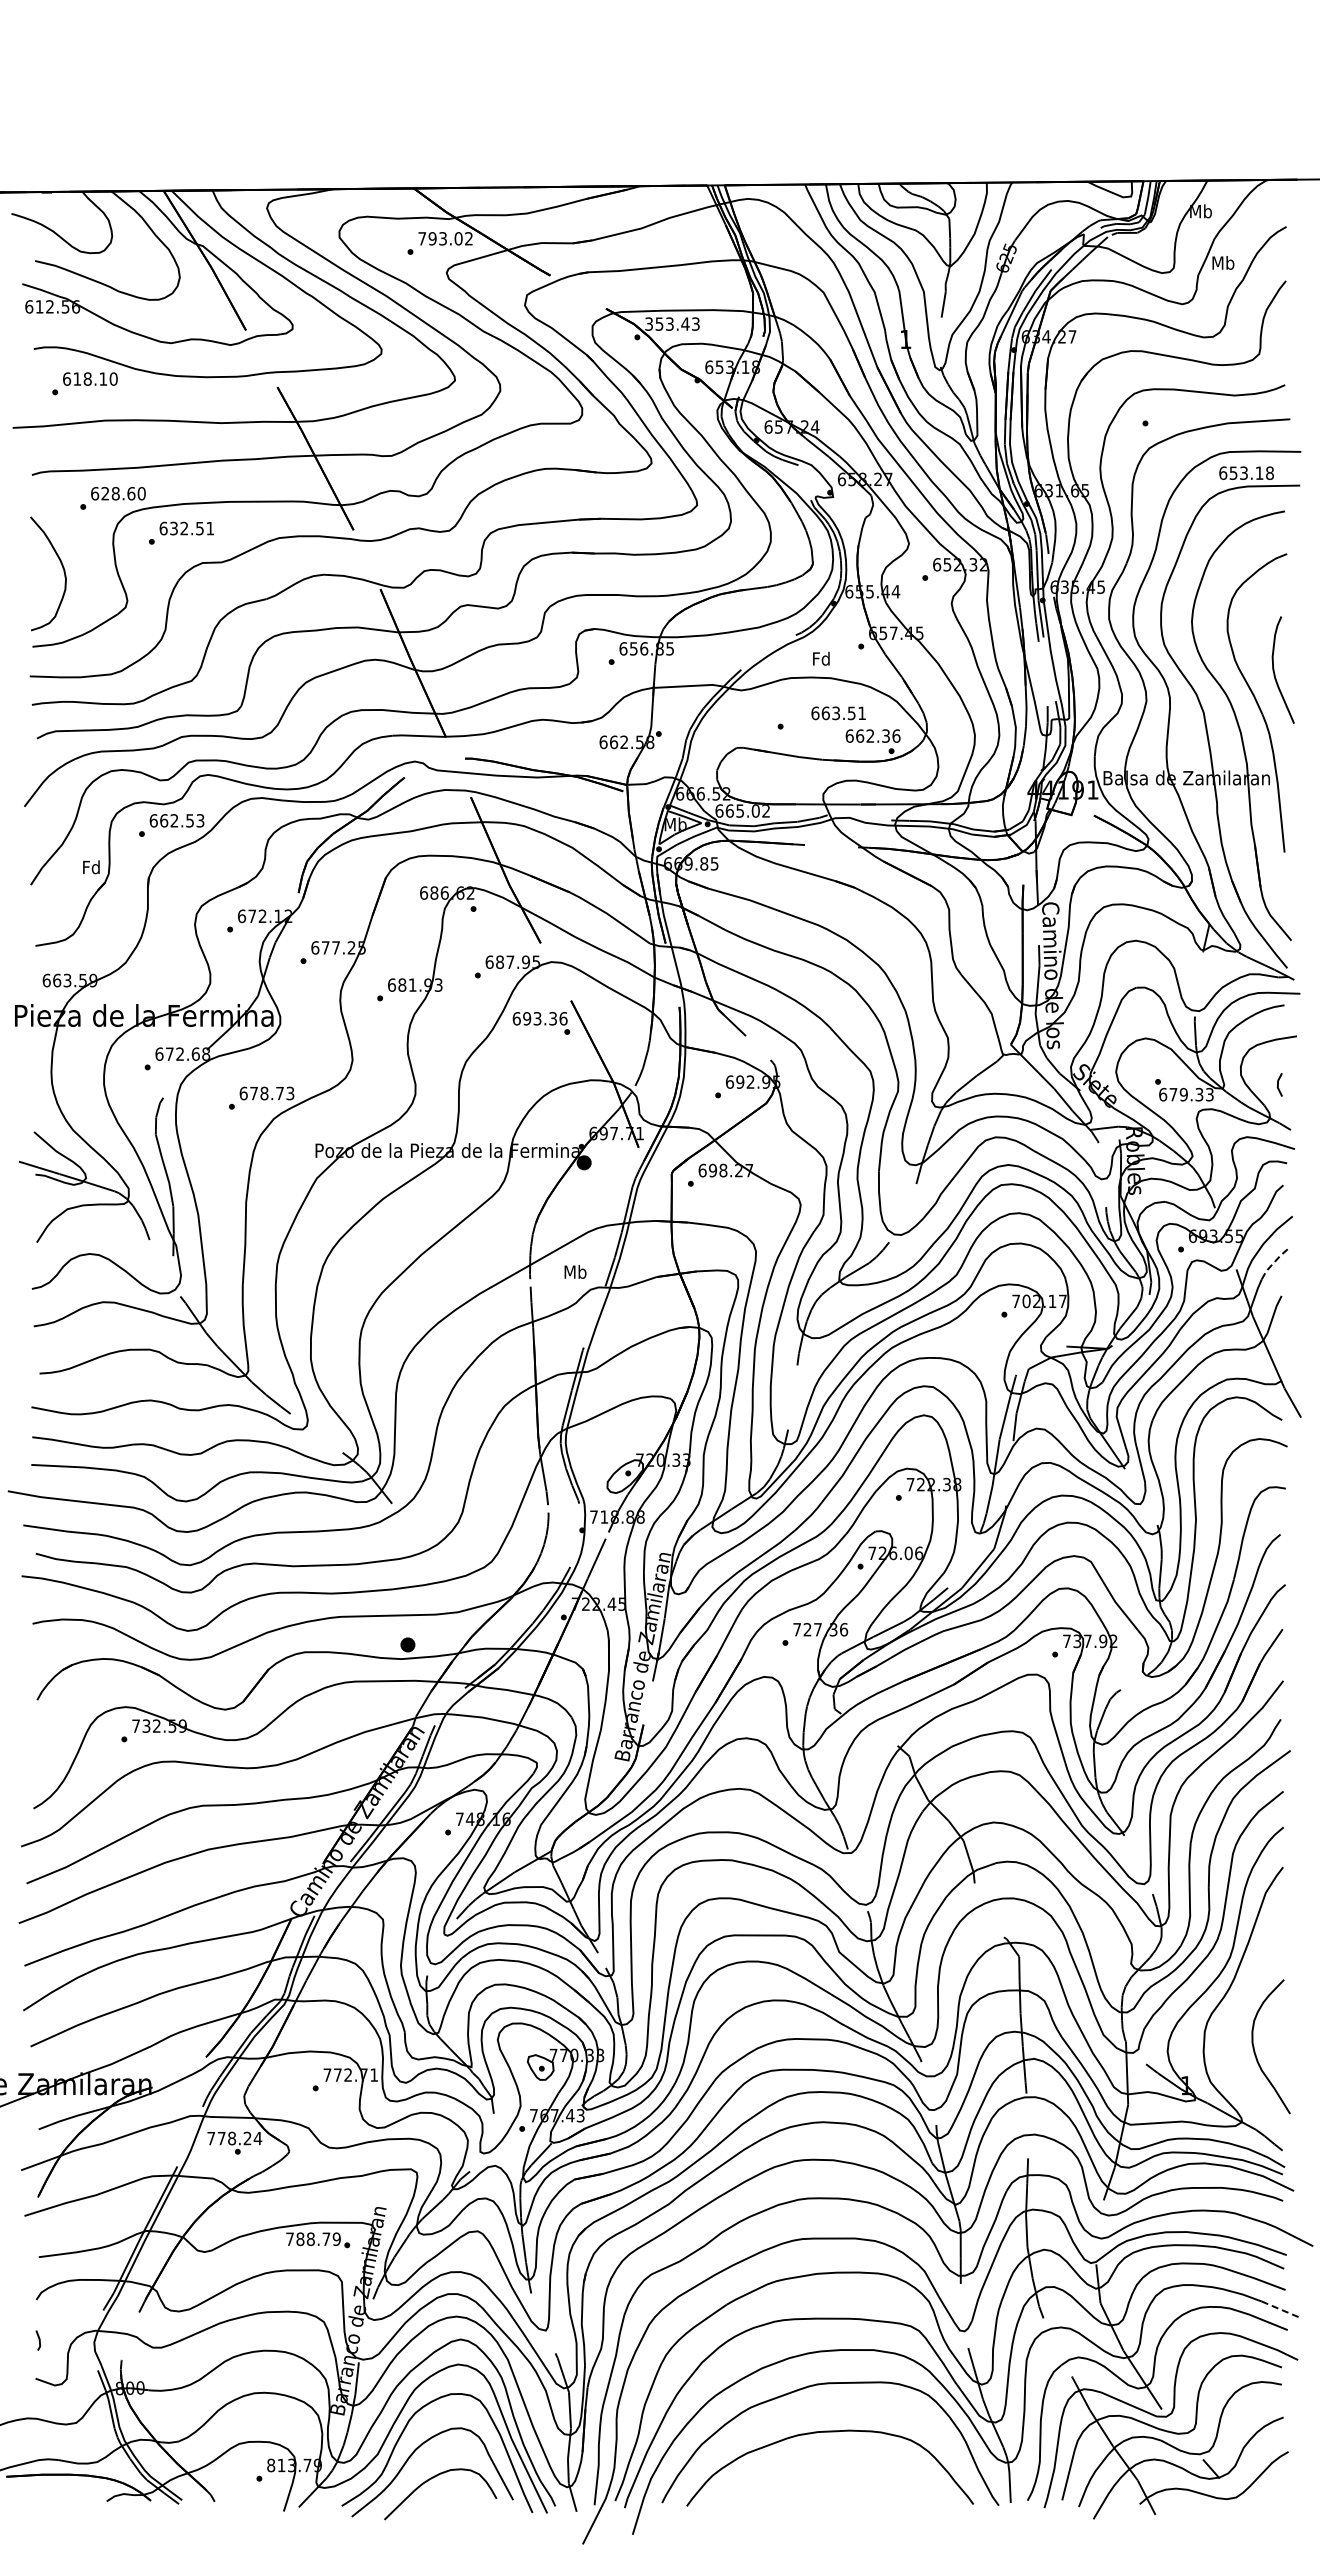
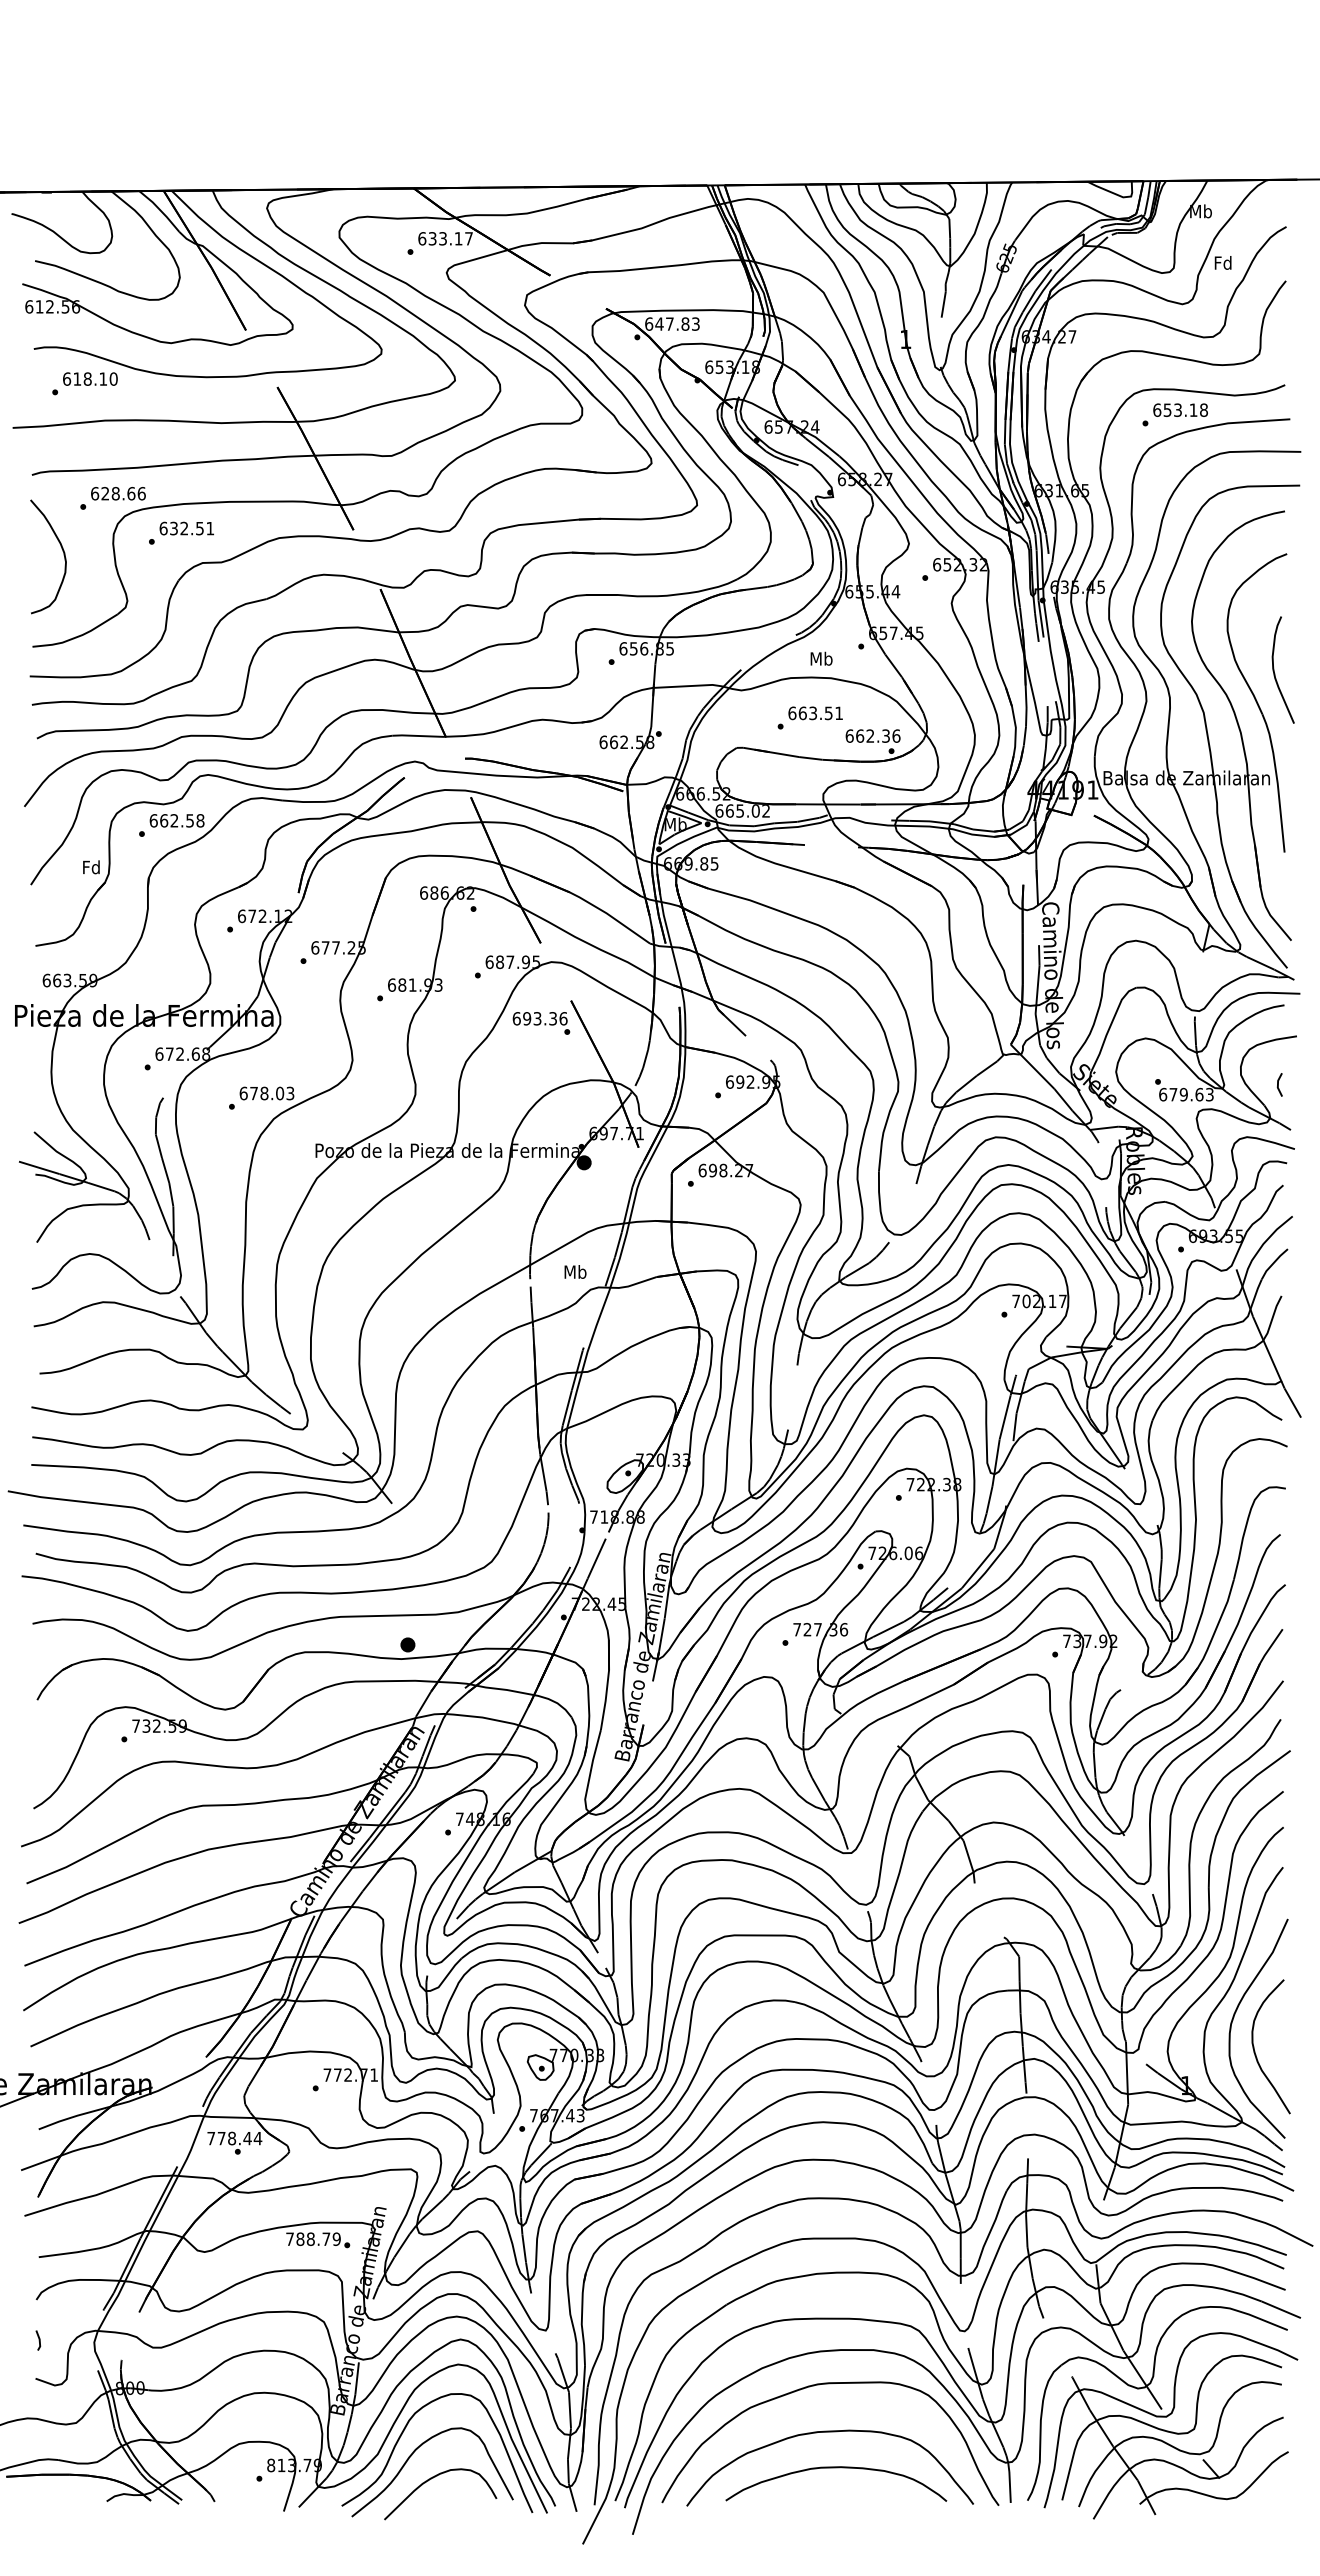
text: 793.02 -> 633.17 (445, 238)
text: Mb -> Fd (1223, 262)
text: 353.43 -> 647.83 (667, 323)
text position: (1246, 472) -> (1180, 409) (1180, 409)
text: 628.60 -> 628.66 (141, 493)
curve position: (62, 568) -> (62, 551) (62, 551)
text: Fd -> Mb (821, 658)
text position: (838, 713) -> (815, 713) (815, 713)
text: 662.53 -> 662.58 (200, 820)
text: 678.73 -> 678.03 (280, 1093)
text: 679.33 -> 679.63 (1199, 1094)
line: dashed -> solid (1273, 1263)
curve: none -> present (1233, 2020)
text: 778.24 -> 778.44 (247, 2138)
line: dashed -> solid (1281, 2309)
curve: none -> present (836, 2468)
